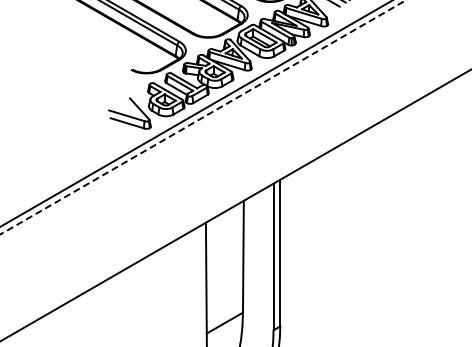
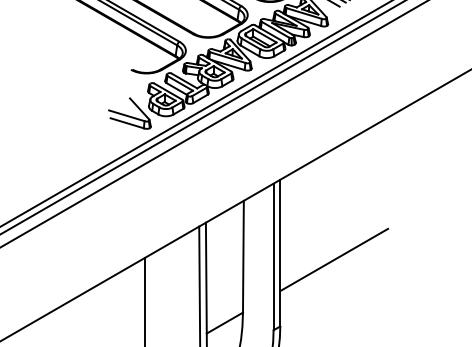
line: dashed -> solid (202, 117)
line: none -> present (213, 124)
line: none -> present (334, 259)
line: none -> present (199, 284)
line: none -> present (145, 300)
